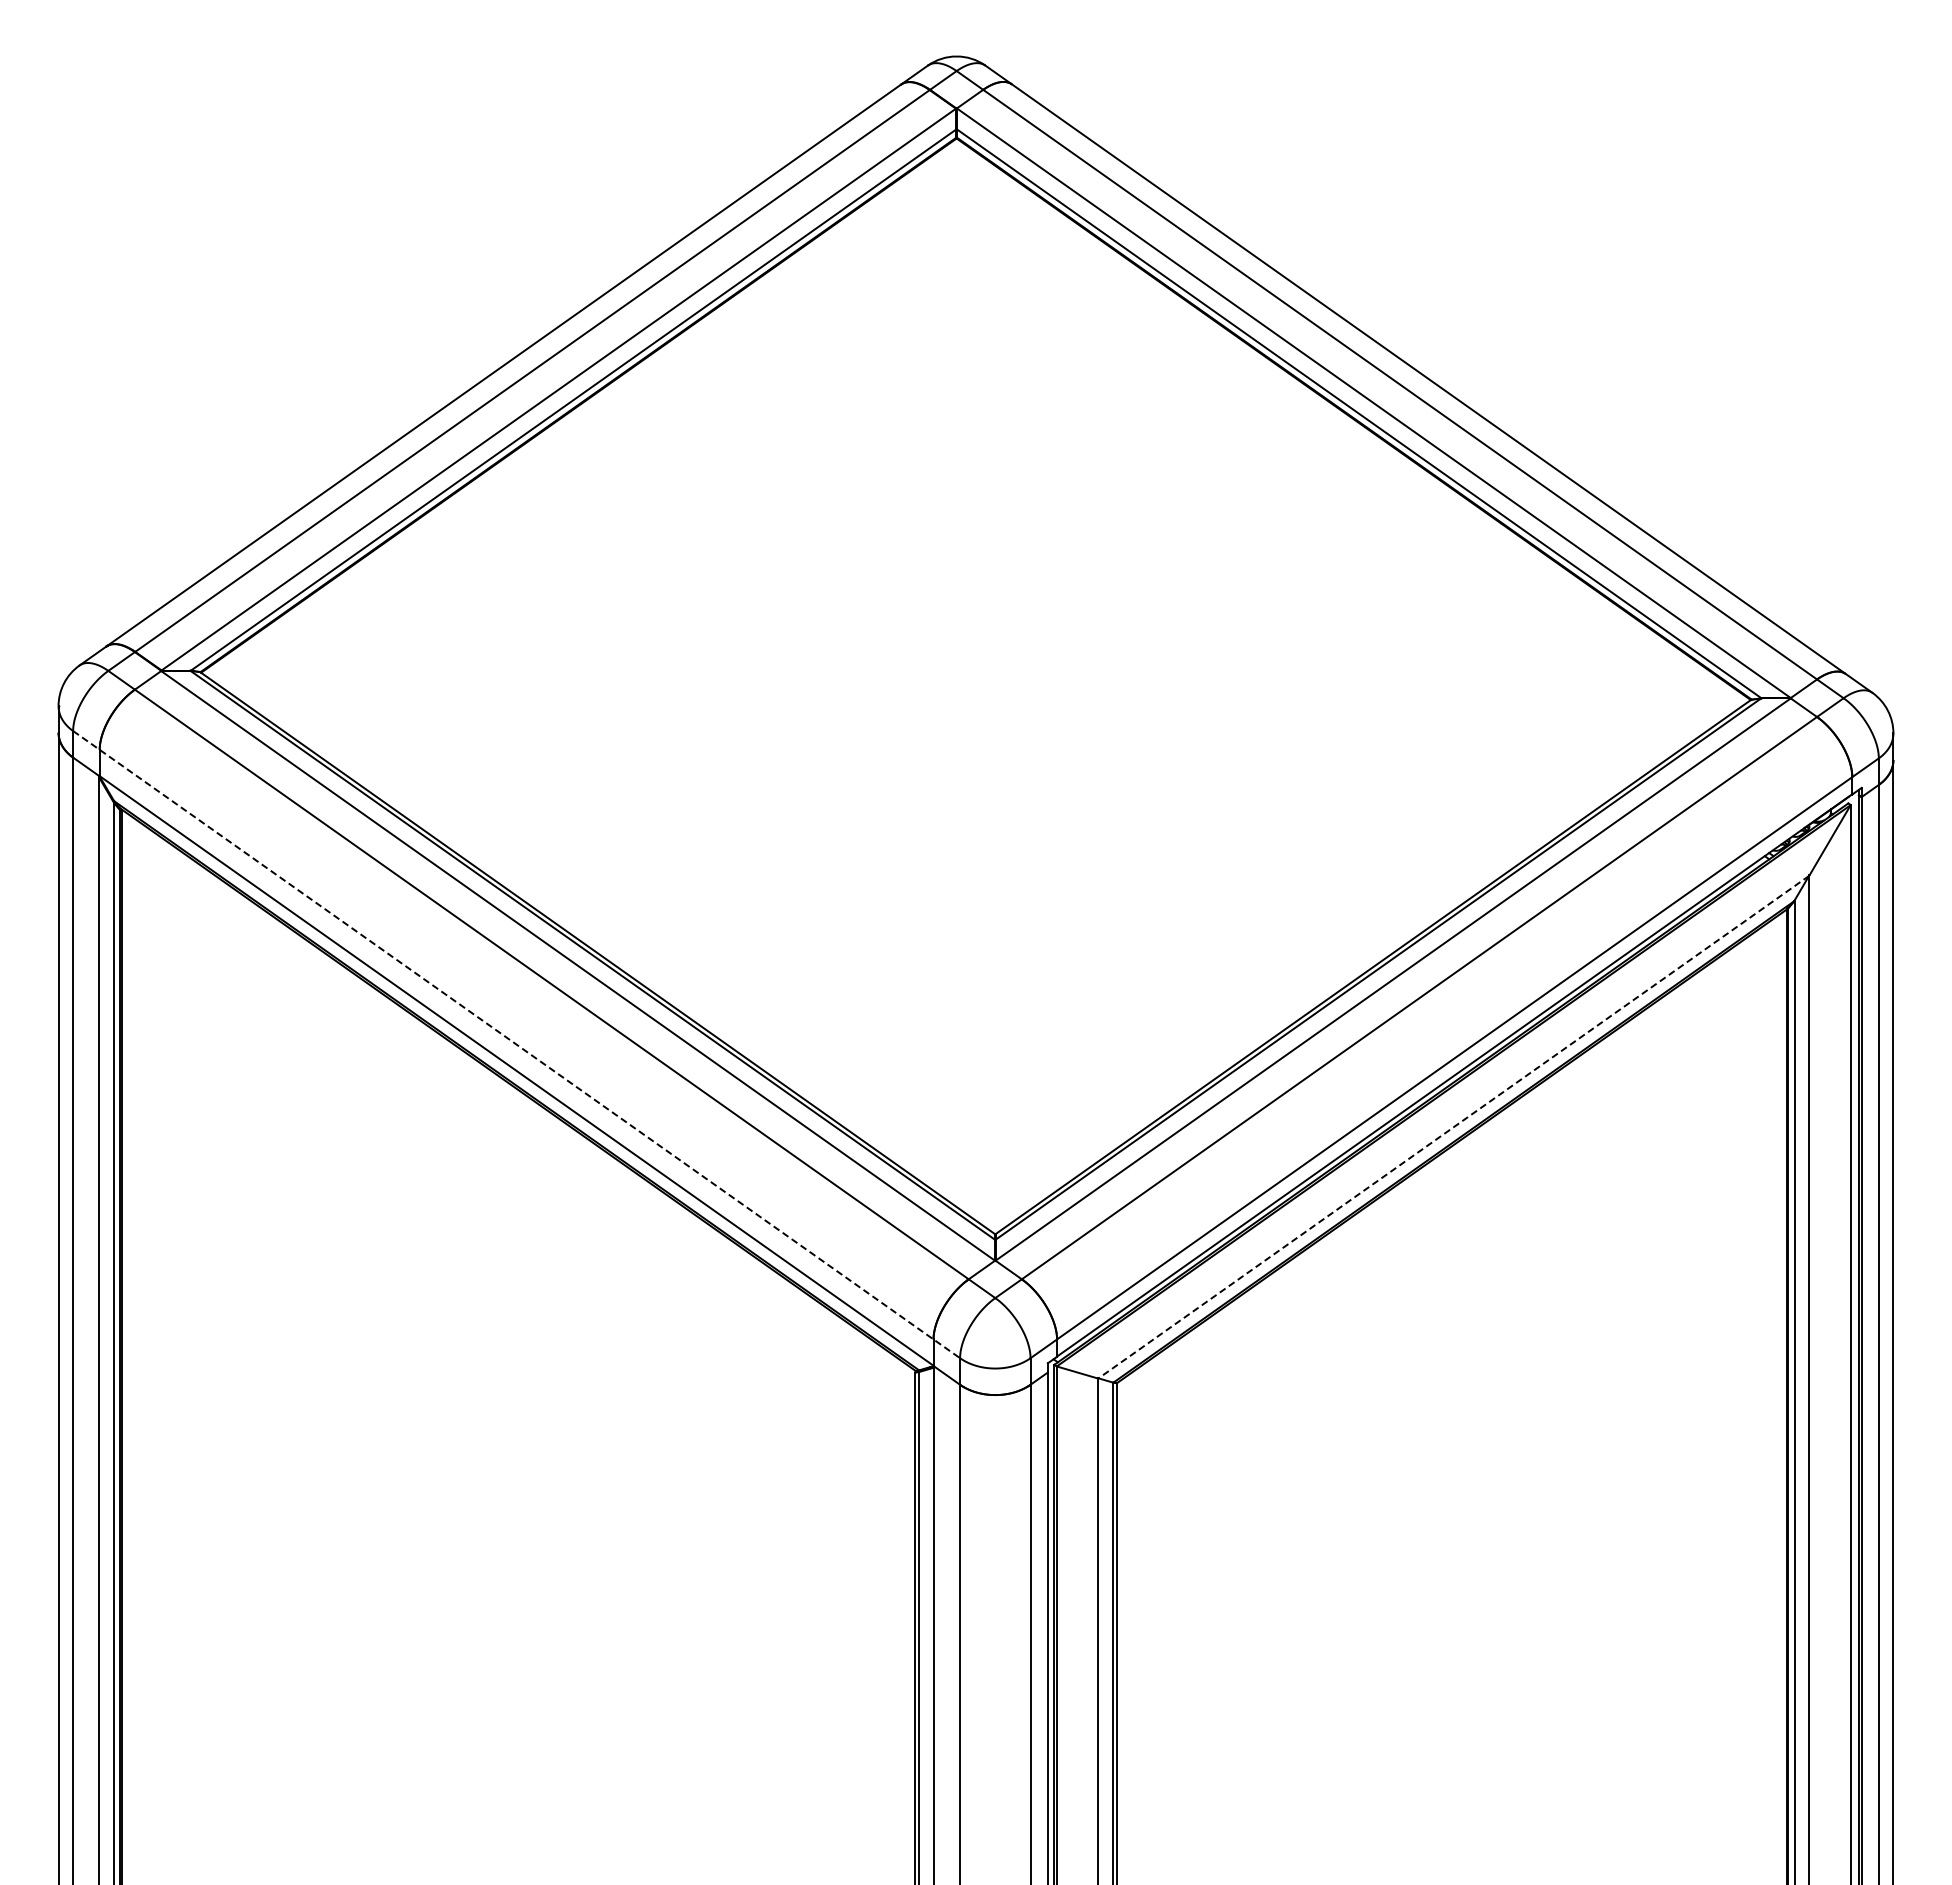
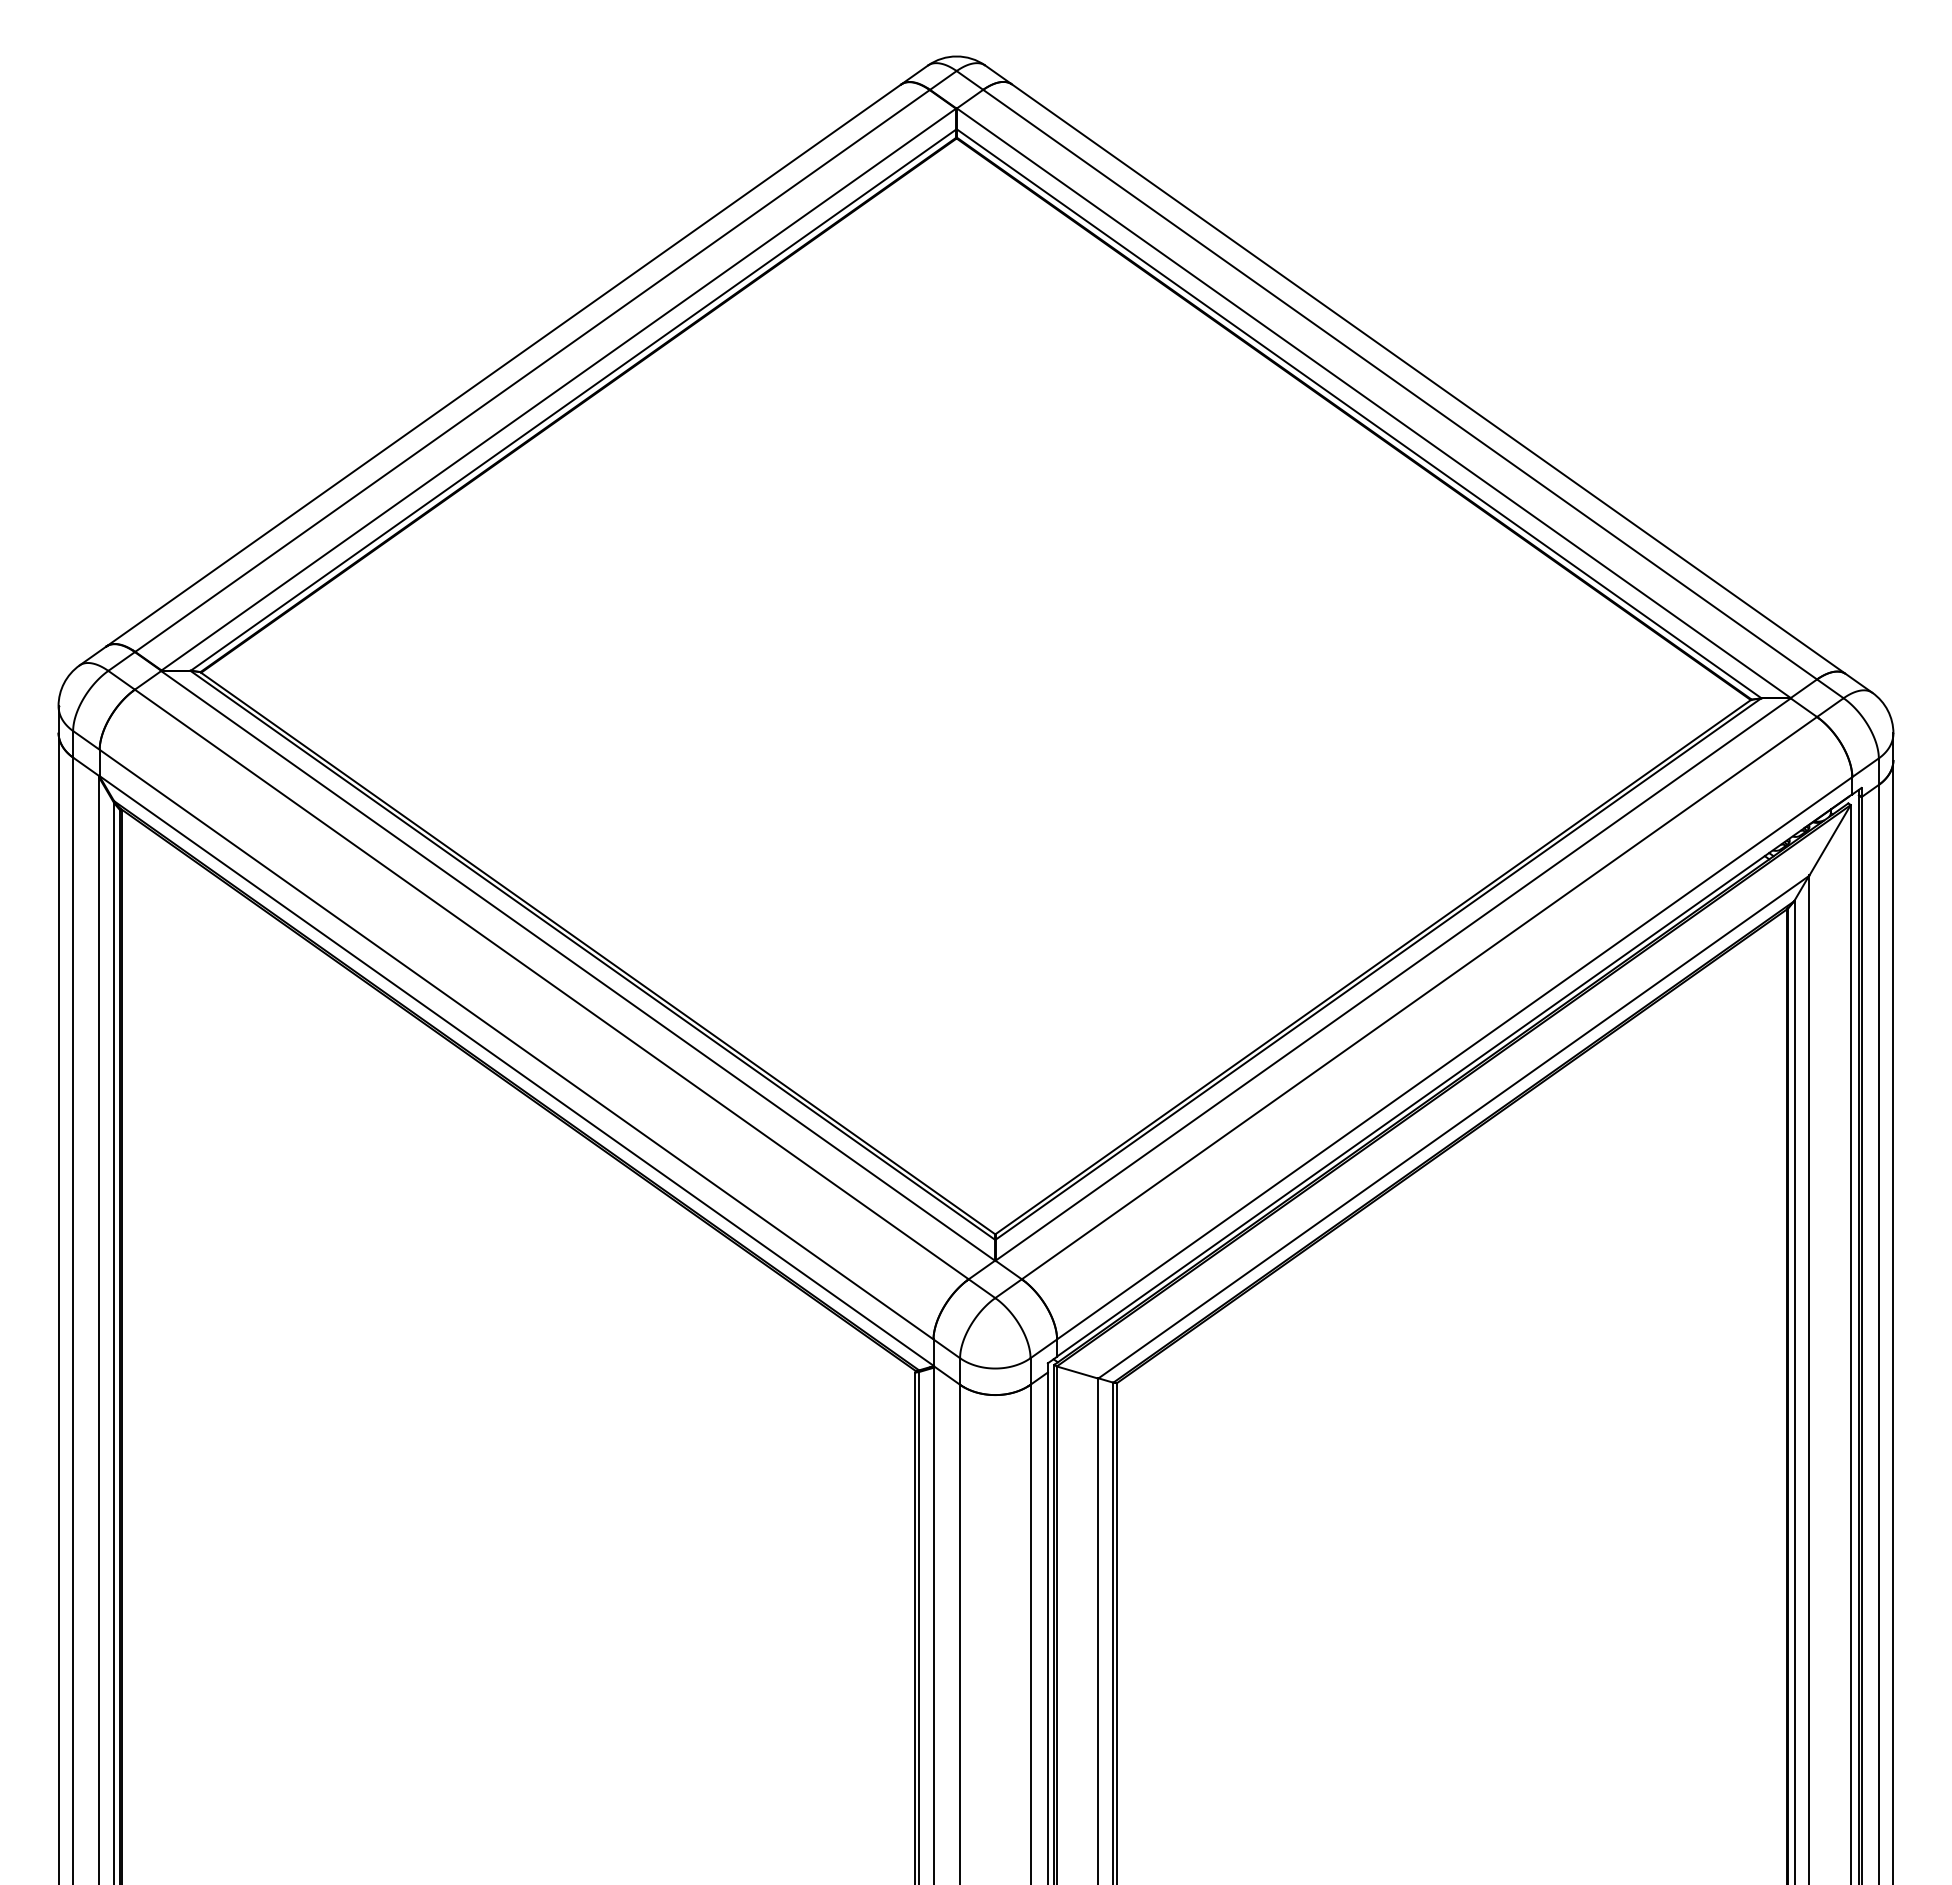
line: dashed -> solid (517, 1044)
line: dashed -> solid (1453, 1127)
